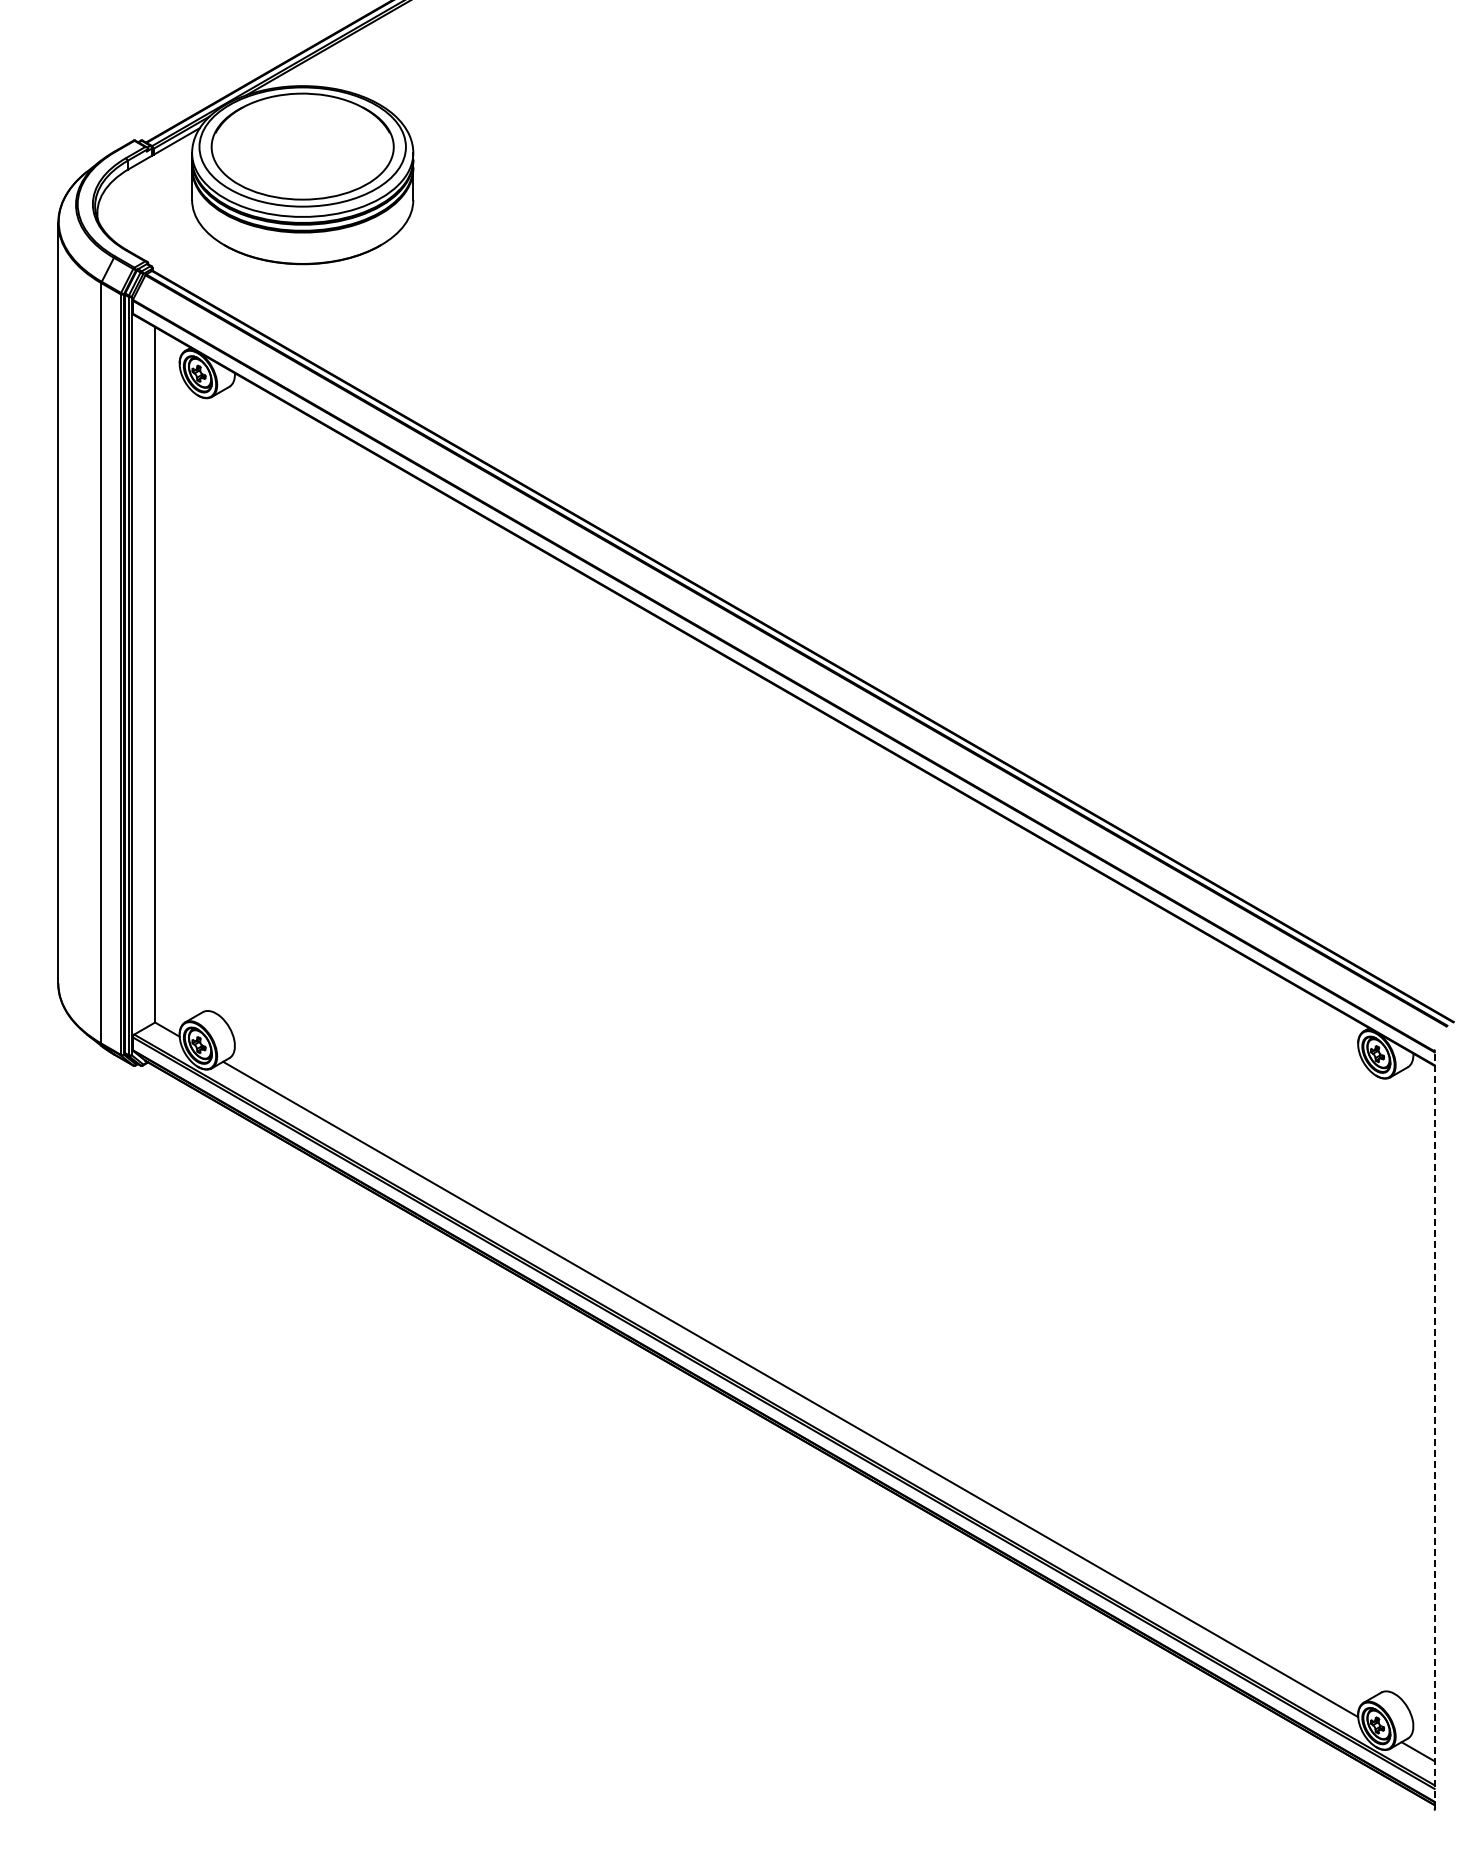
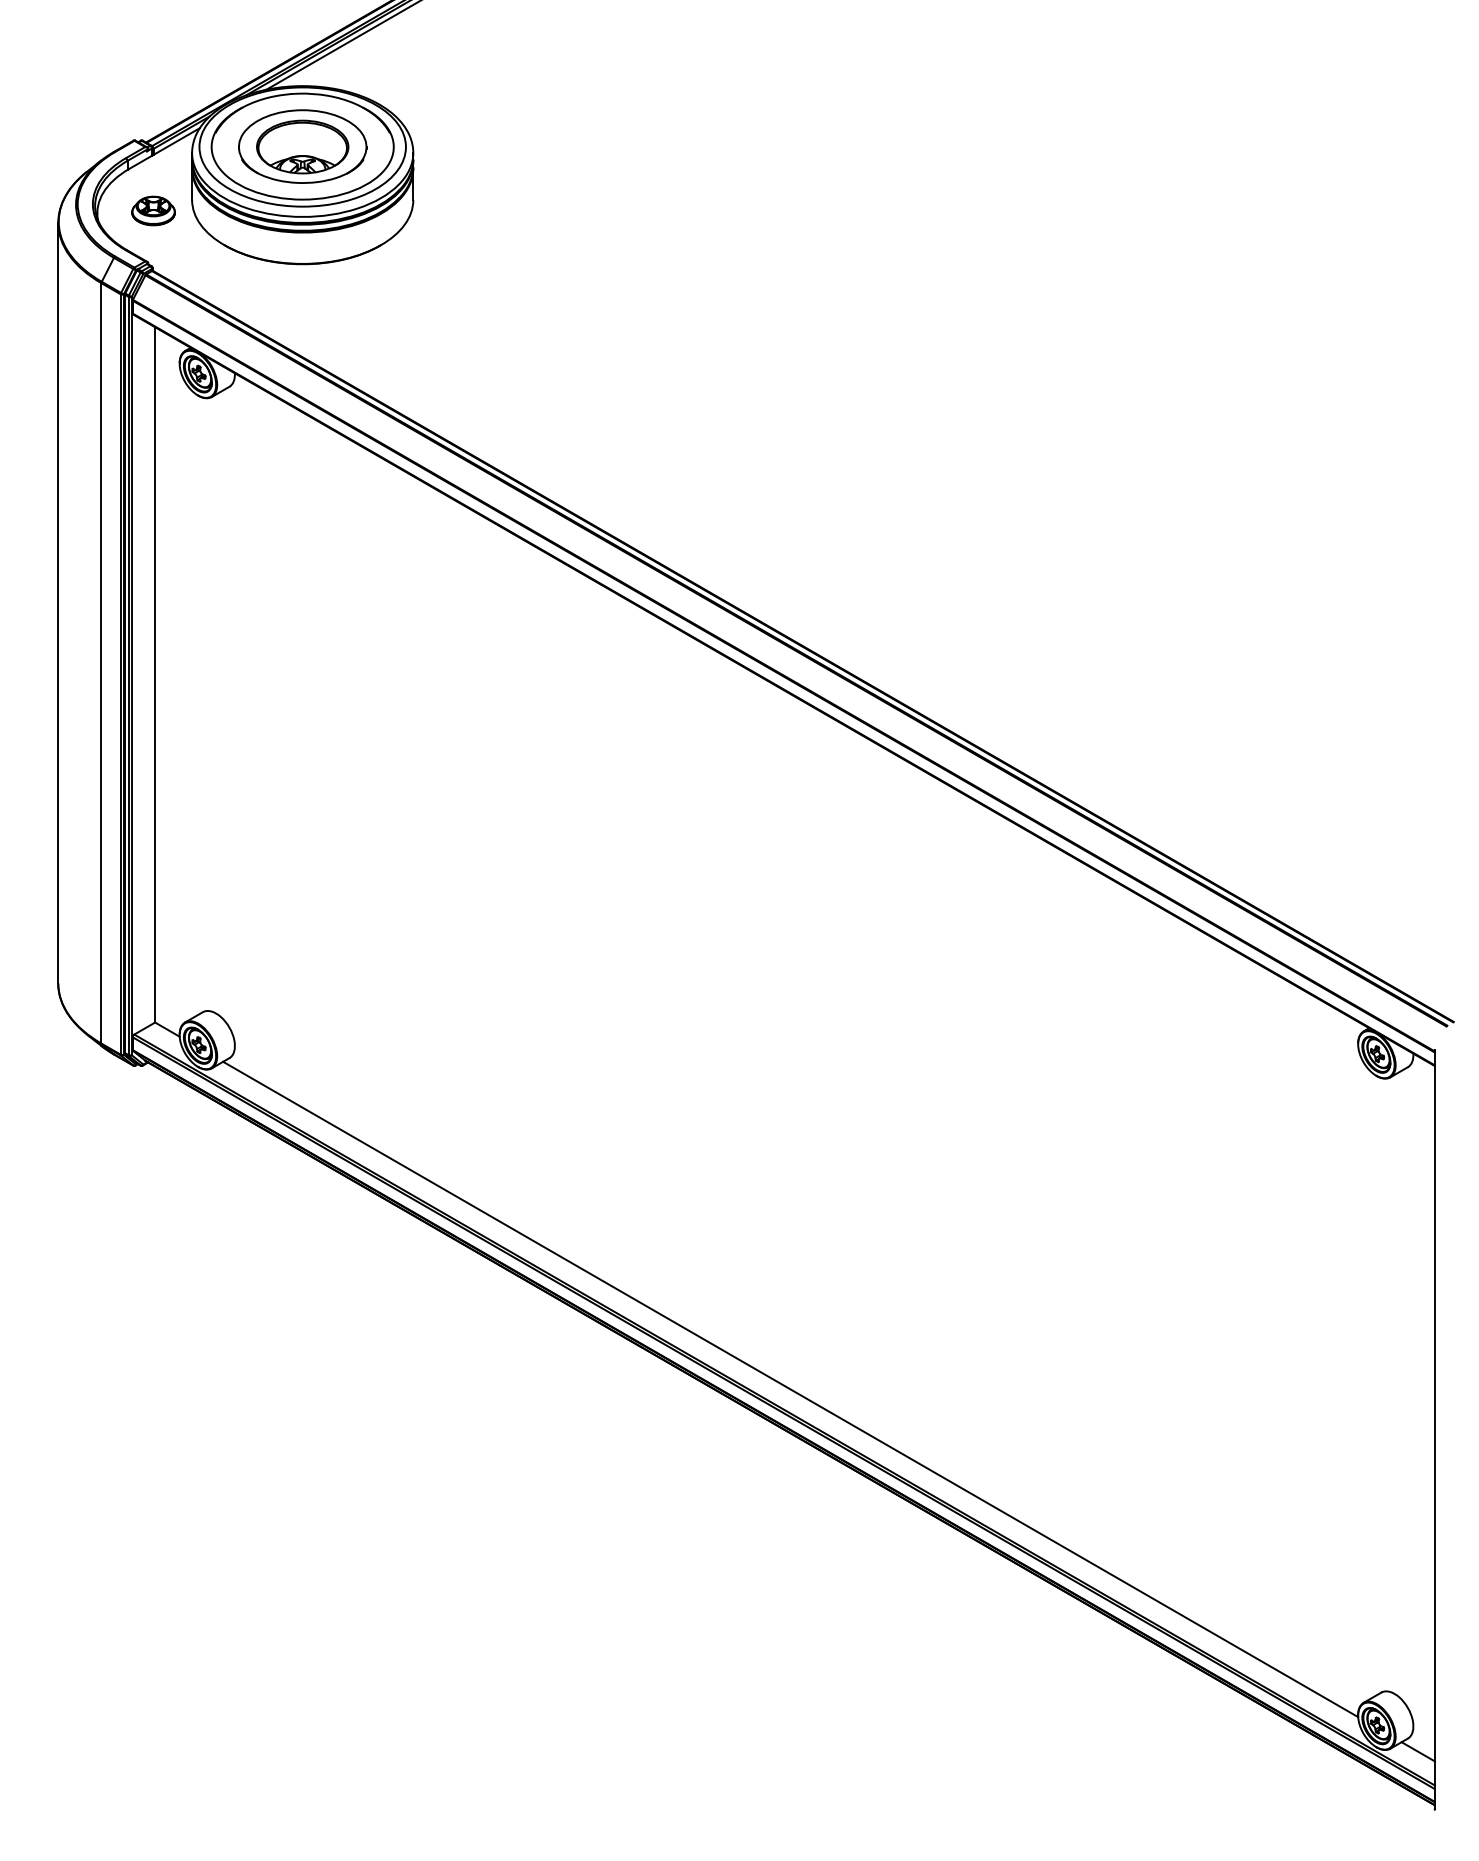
line: none -> present (342, 45)
part: none -> present (302, 146)
part: none -> present (153, 210)
line: dashed -> solid (1434, 1429)
